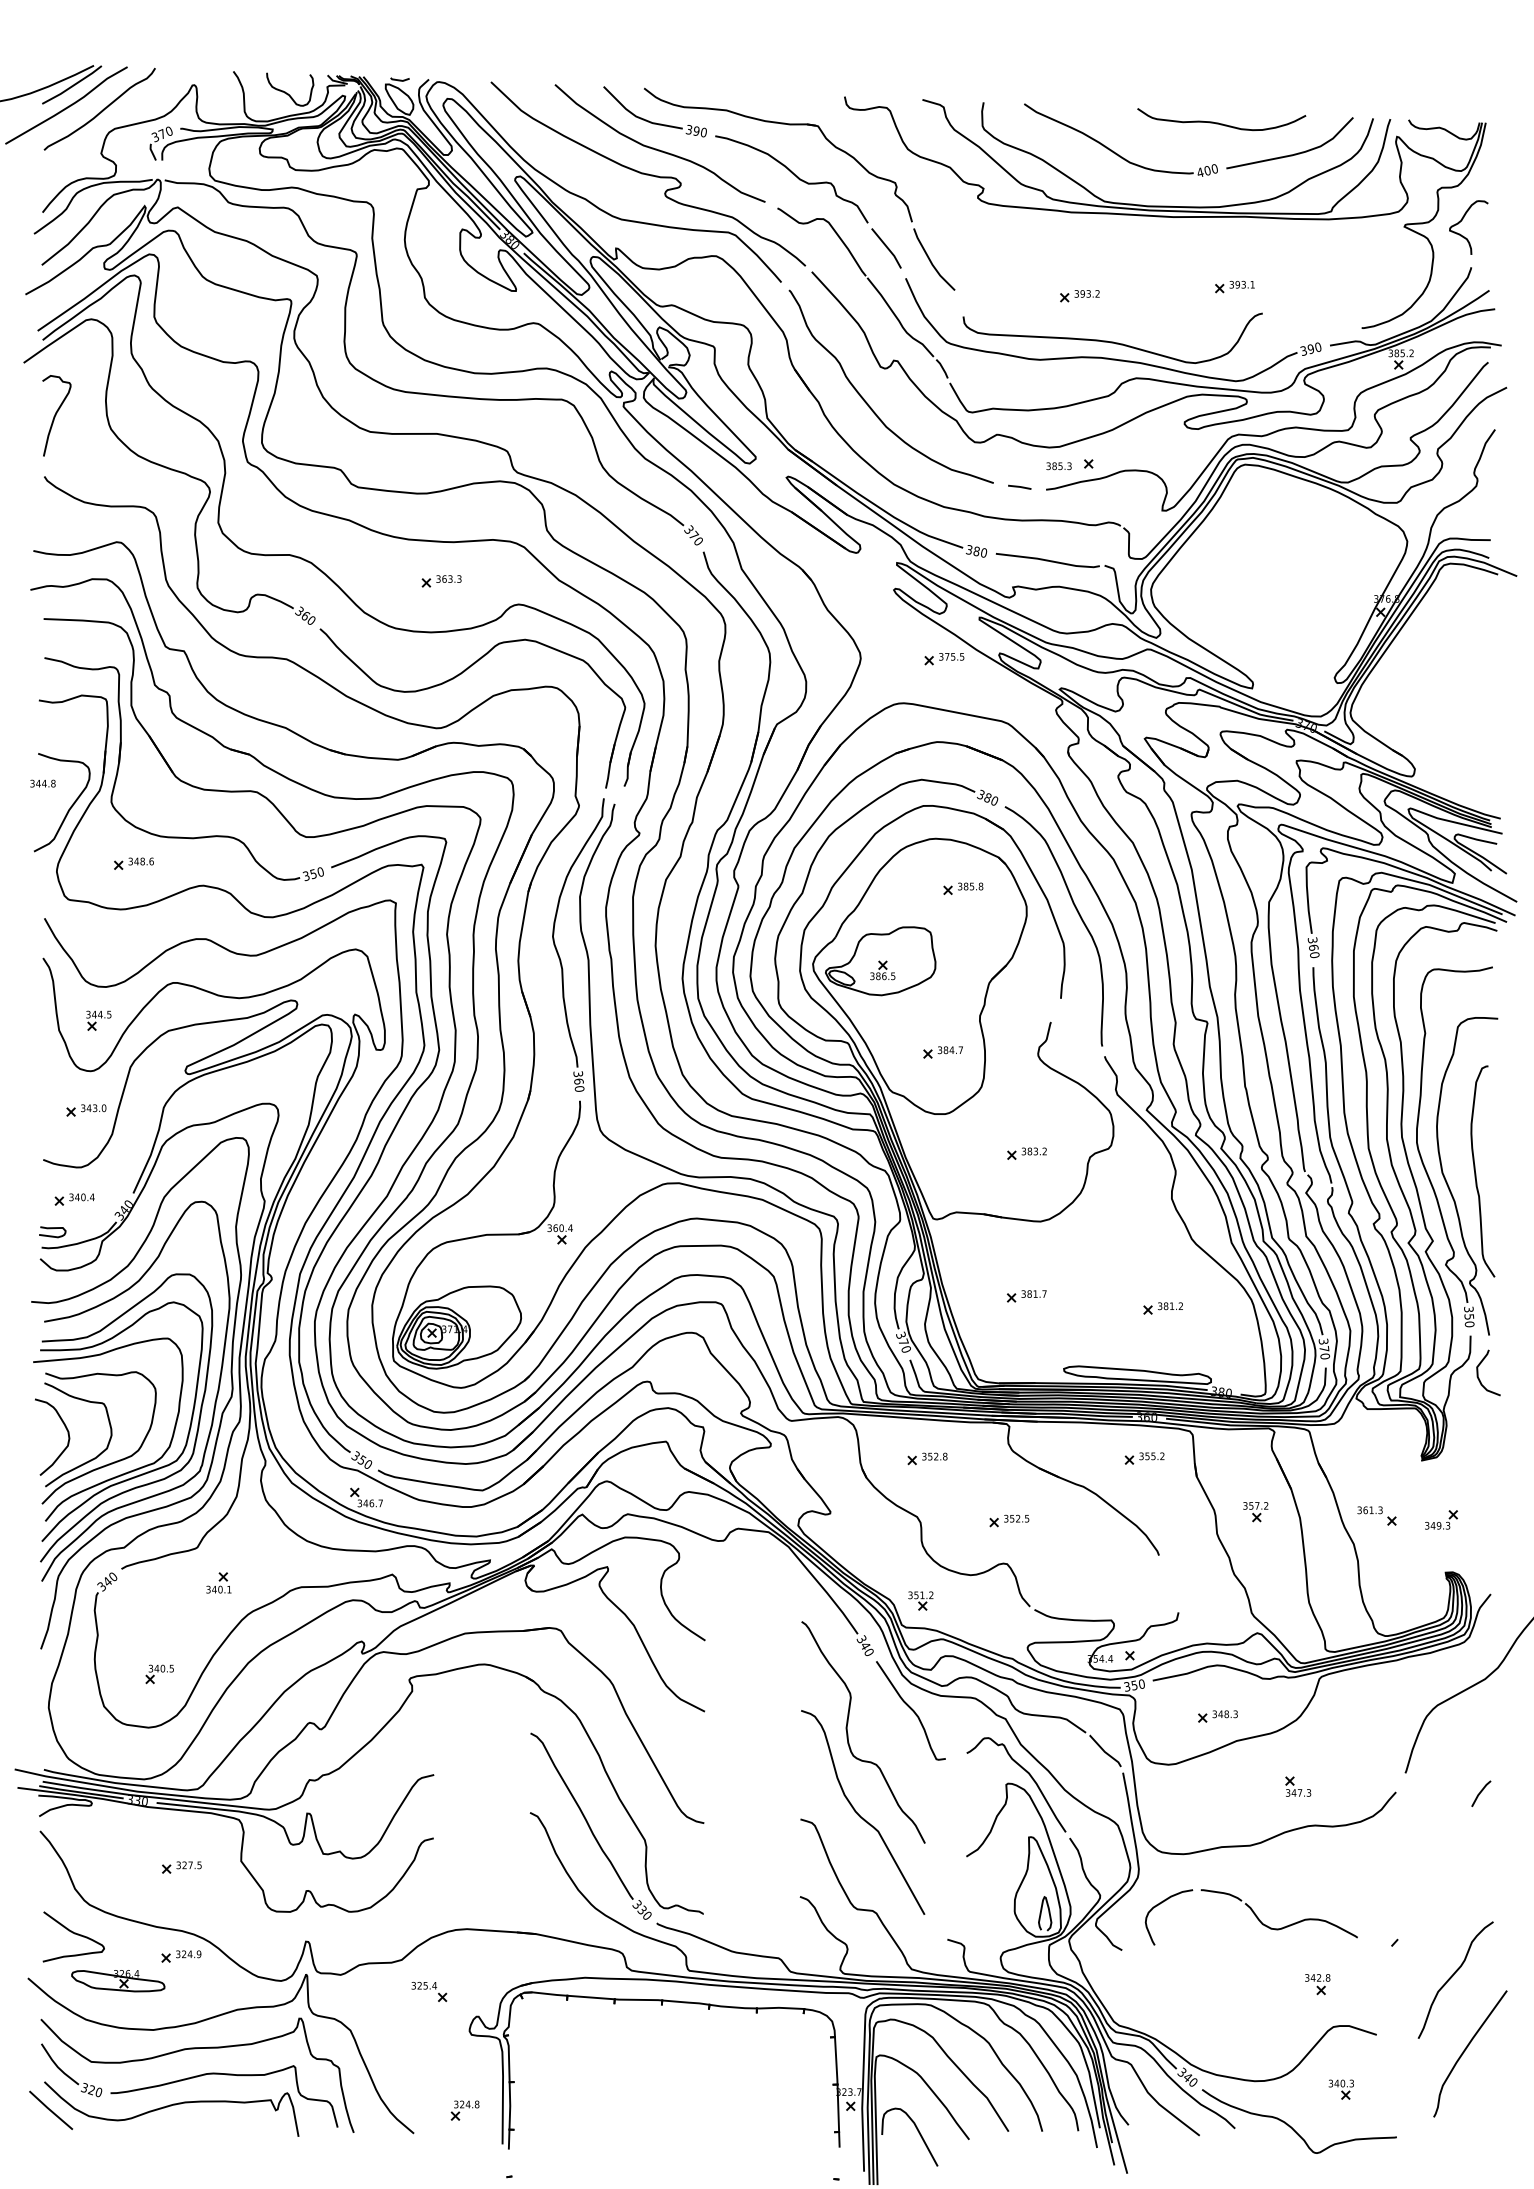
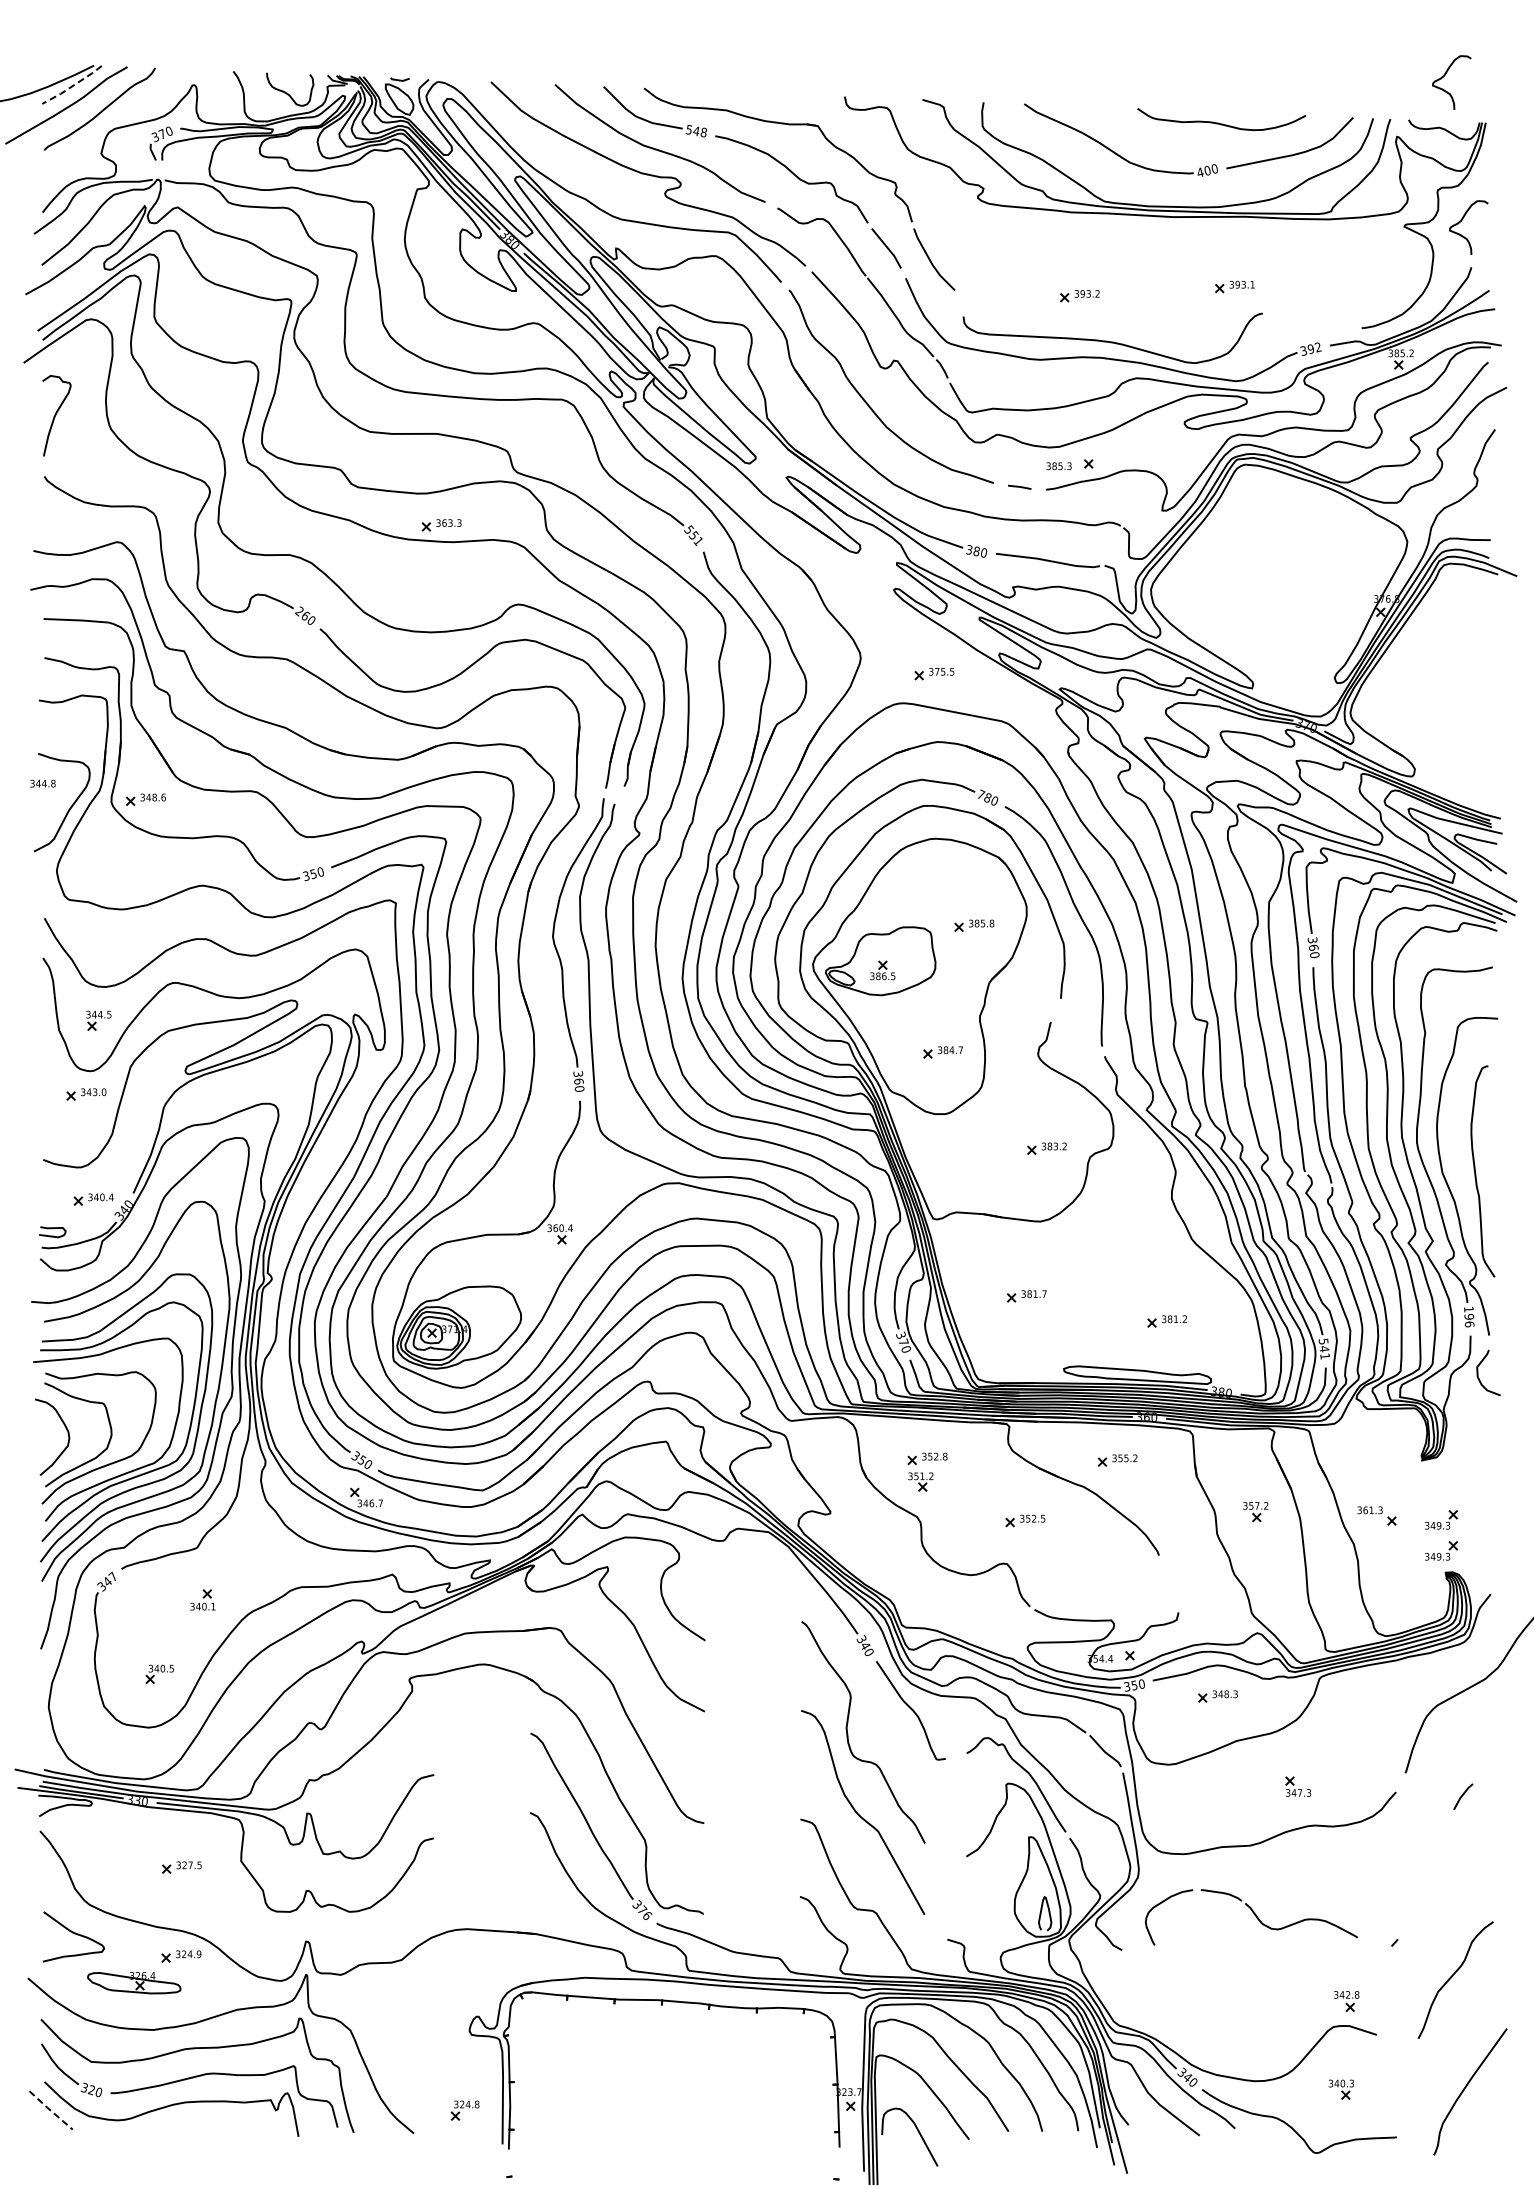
curve: none -> present (1445, 75)
line: solid -> dashed (72, 86)
text: 390 -> 548 (696, 131)
text: 390 -> 392 (1317, 347)
text: 370 -> 551 (694, 536)
part position: (441, 581) -> (441, 525) (441, 525)
text: 360 -> 260 (298, 611)
part position: (944, 659) -> (934, 674) (934, 674)
text: 380 -> 780 (980, 794)
part position: (133, 863) -> (145, 799) (145, 799)
part position: (963, 888) -> (974, 925) (974, 925)
part position: (86, 1110) -> (86, 1094) (86, 1094)
part position: (1026, 1153) -> (1046, 1148) (1046, 1148)
part position: (74, 1199) -> (93, 1199) (93, 1199)
part position: (1162, 1308) -> (1166, 1321) (1166, 1321)
text: 350 -> 196 (1469, 1317)
text: 370 -> 541 (1324, 1348)
part position: (1144, 1458) -> (1117, 1460) (1117, 1460)
part position: (1009, 1520) -> (1025, 1520) (1025, 1520)
part: none -> present (1441, 1550)
text: 340 -> 347 (112, 1576)
part position: (218, 1582) -> (202, 1599) (202, 1599)
part position: (920, 1600) -> (920, 1481) (920, 1481)
part position: (1217, 1716) -> (1217, 1696) (1217, 1696)
line position: (1481, 1792) -> (1463, 1795) (1463, 1795)
text: 330 -> 376 (644, 1912)
part position: (118, 1981) -> (134, 1983) (134, 1983)
part position: (1317, 1984) -> (1346, 2001) (1346, 2001)
part: present -> none (429, 1991)
curve position: (1465, 2051) -> (1465, 2089) (1465, 2089)
line: solid -> dashed (50, 2110)
